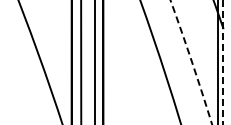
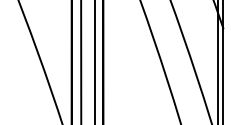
arc: dashed -> solid (191, 62)
line: dashed -> solid (223, 62)
